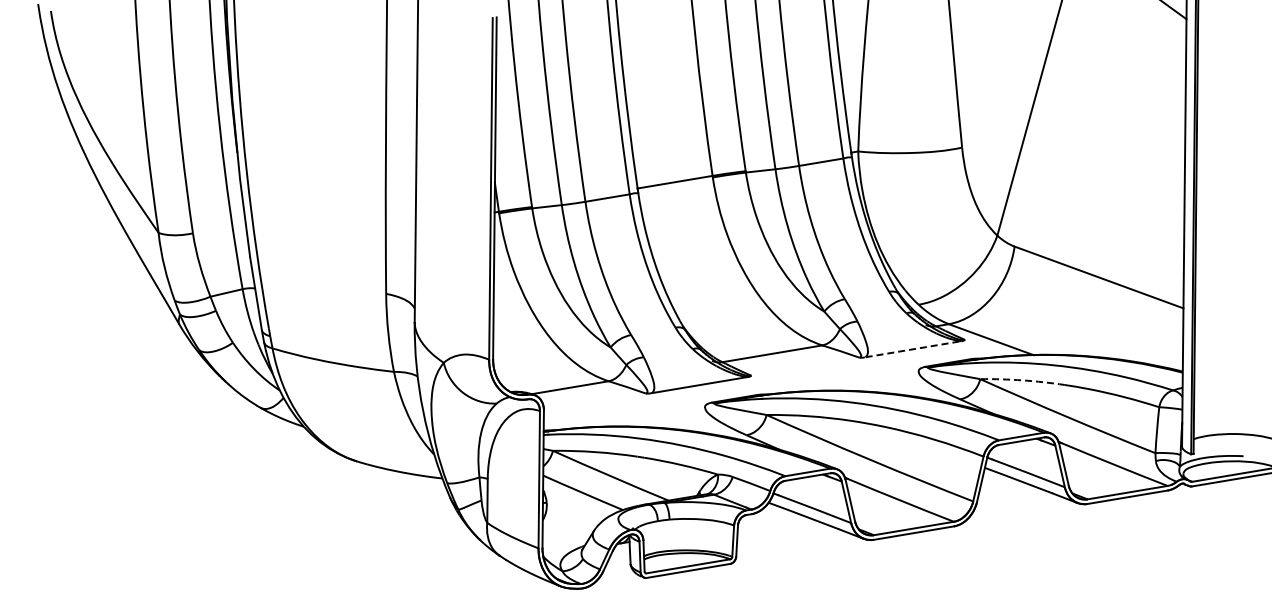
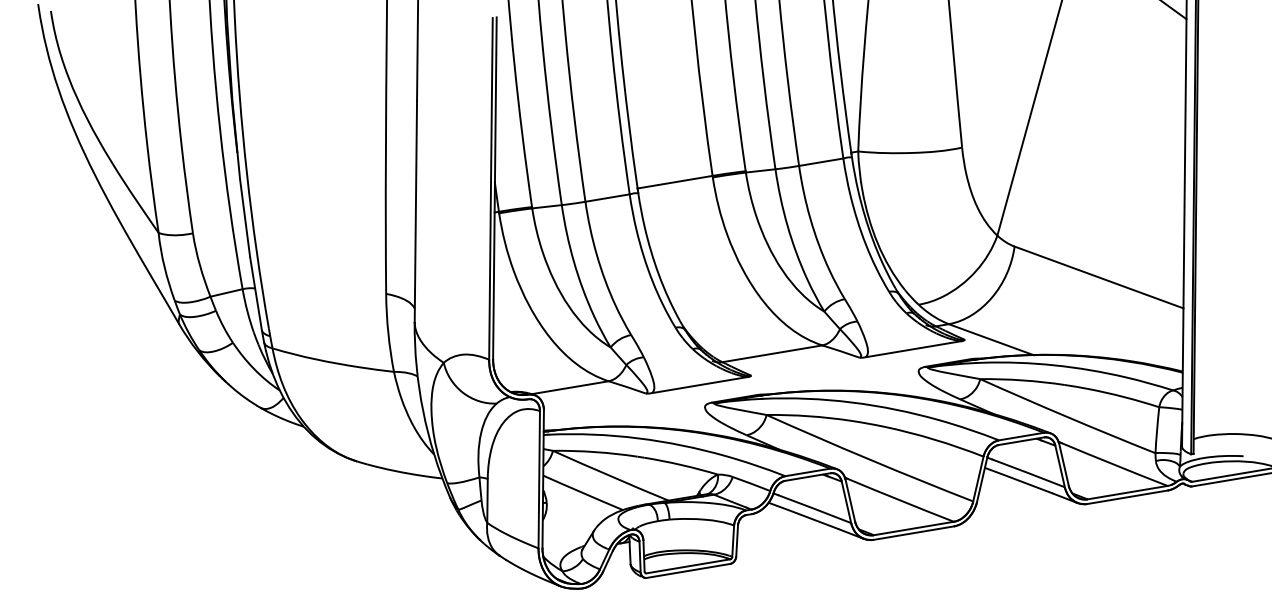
line: dashed -> solid (913, 349)
arc: dashed -> solid (1022, 380)
